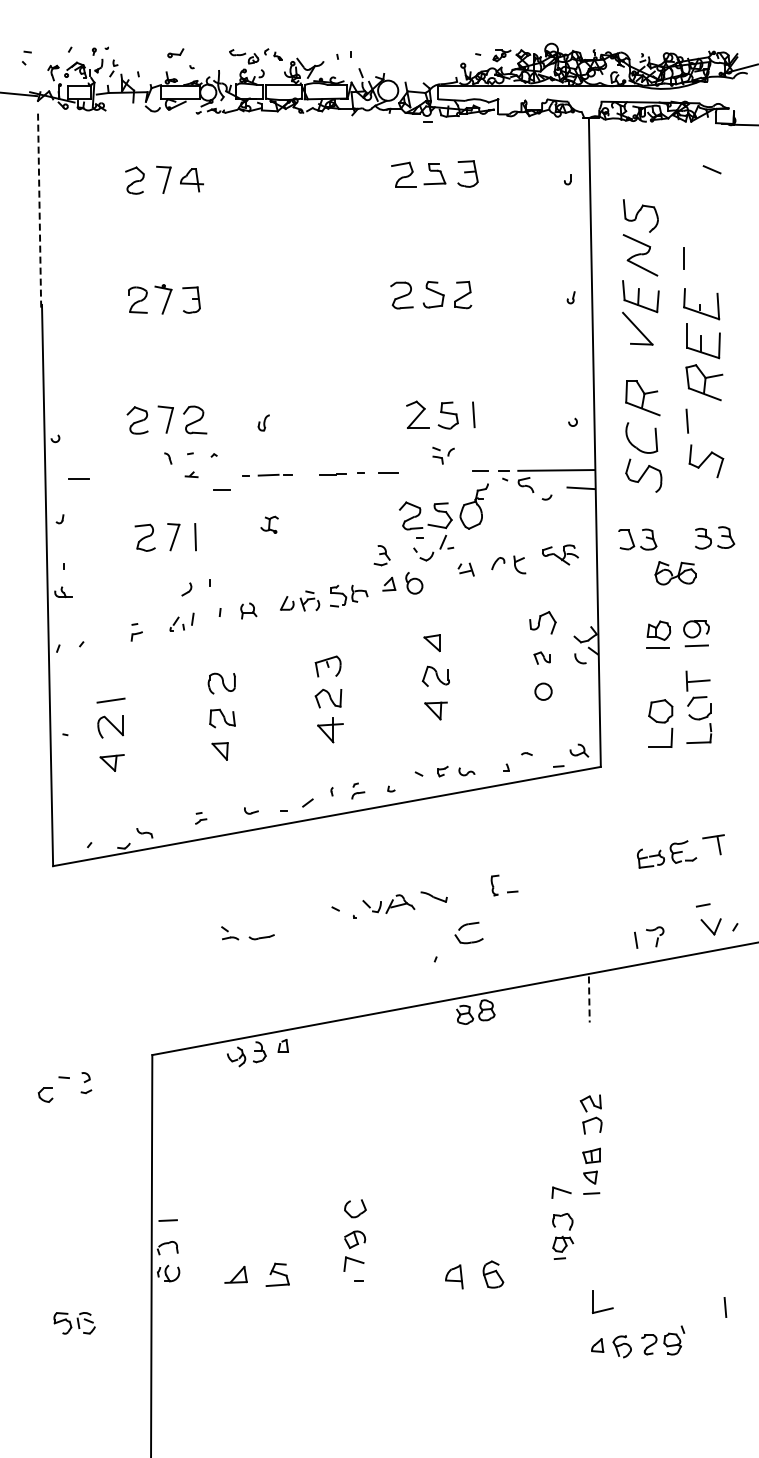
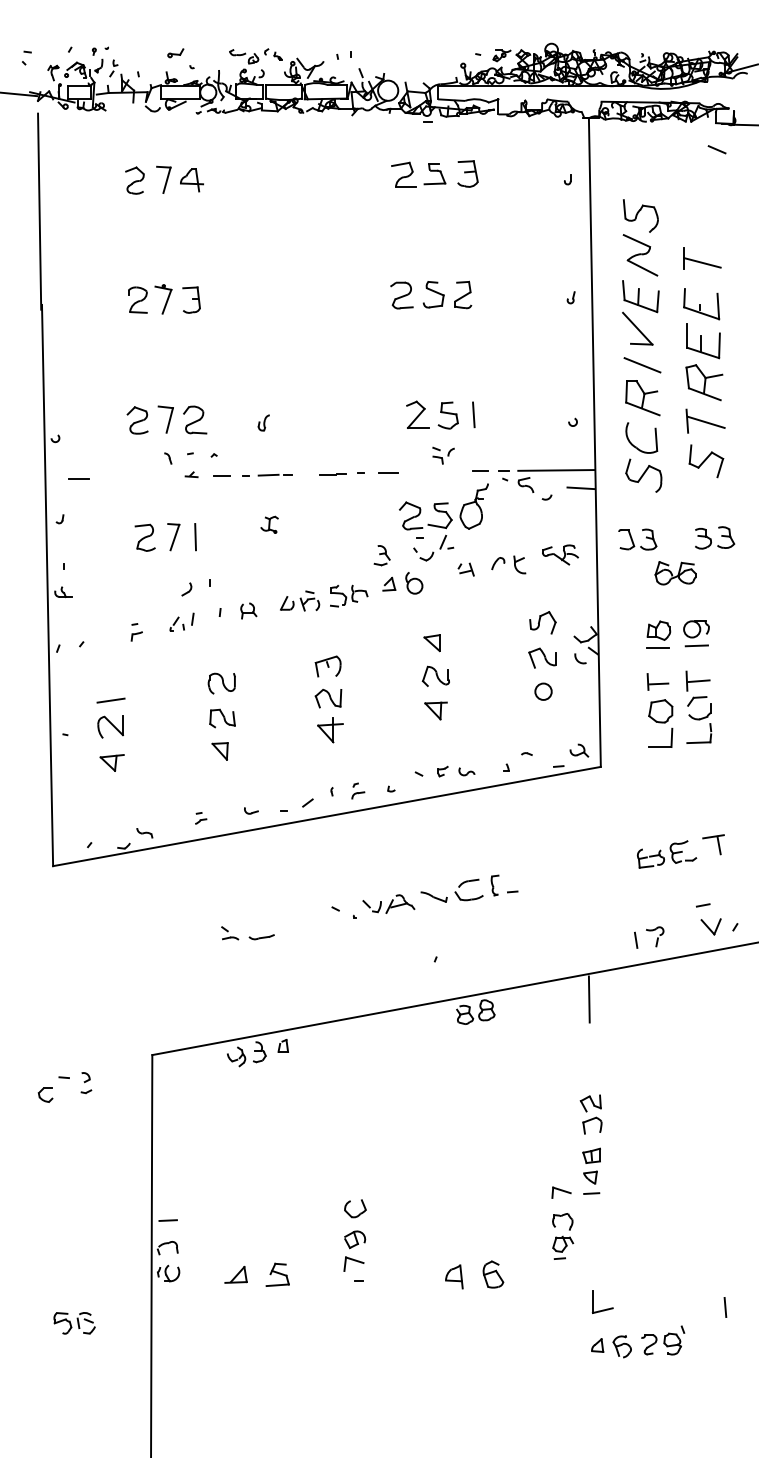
line position: (711, 169) -> (716, 149) (716, 149)
line: dashed -> solid (39, 212)
line: none -> present (702, 262)
line: none -> present (642, 365)
line: none -> present (706, 421)
line position: (221, 489) -> (221, 475) (221, 475)
part size: 18x14 px -> 29x22 px (542, 657)
part: none -> present (657, 681)
part position: (468, 925) -> (468, 882) (468, 882)
line: dashed -> solid (589, 999)
